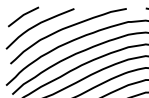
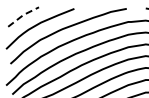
line: solid -> dashed (23, 14)
